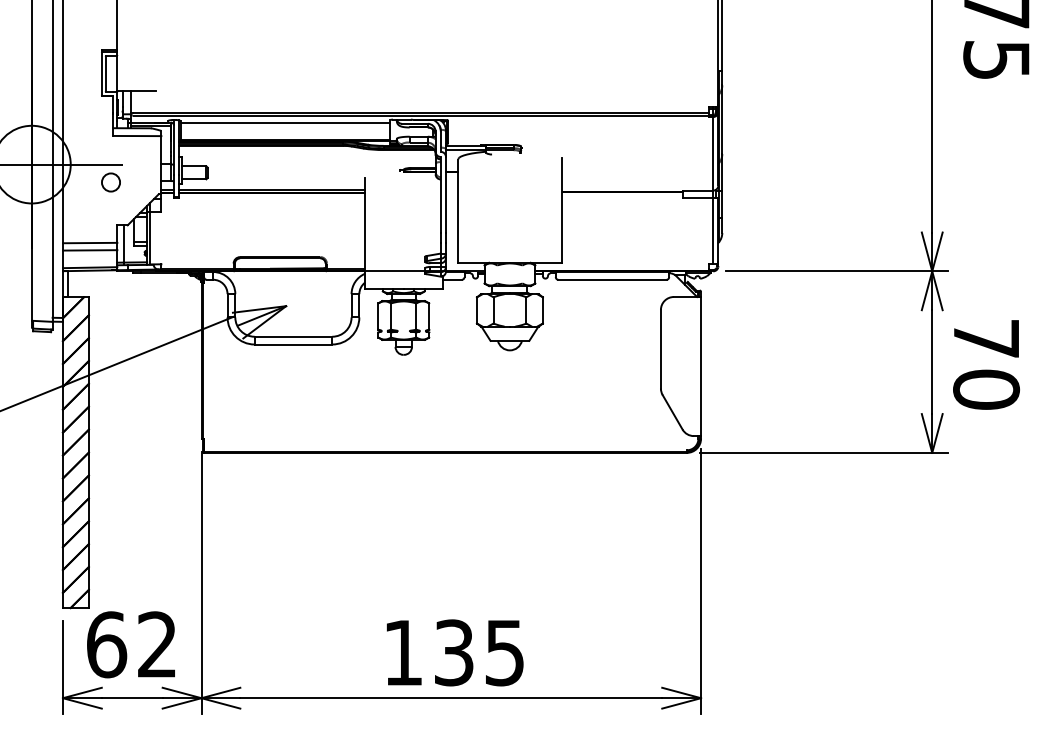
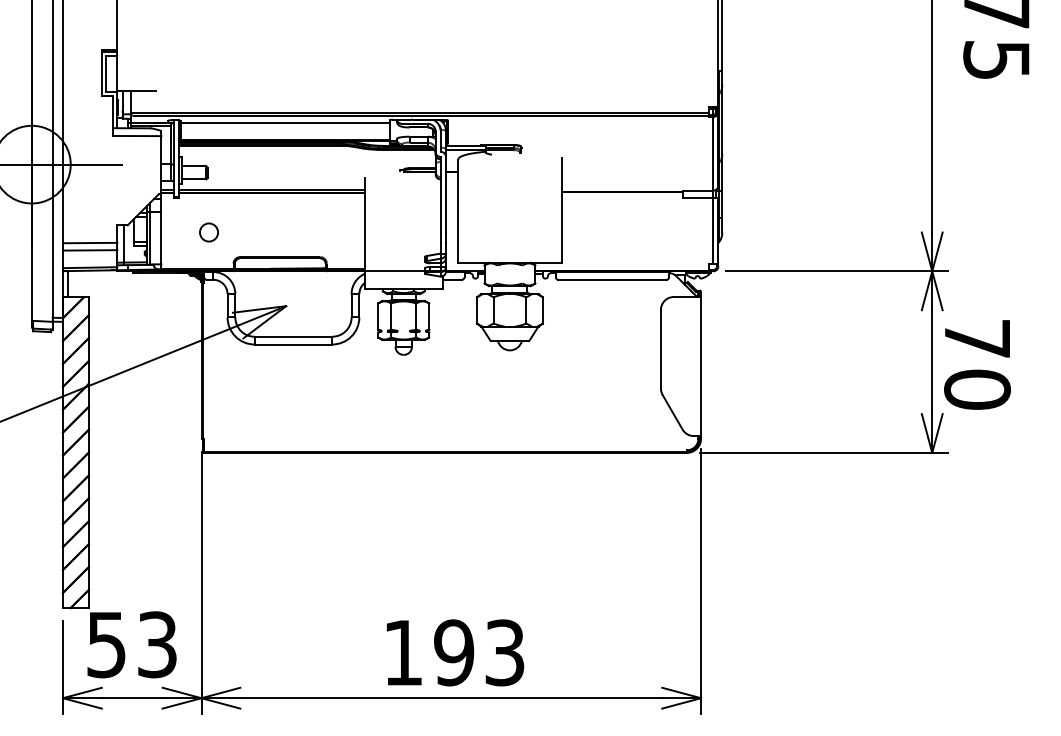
circle position: (110, 182) -> (208, 232) (208, 232)
line: none -> present (161, 238)
line position: (118, 363) -> (120, 372) (120, 372)
text position: (986, 364) -> (977, 364) (977, 364)
text: 62 -> 53 (131, 644)
text: 135 -> 193 (479, 652)
